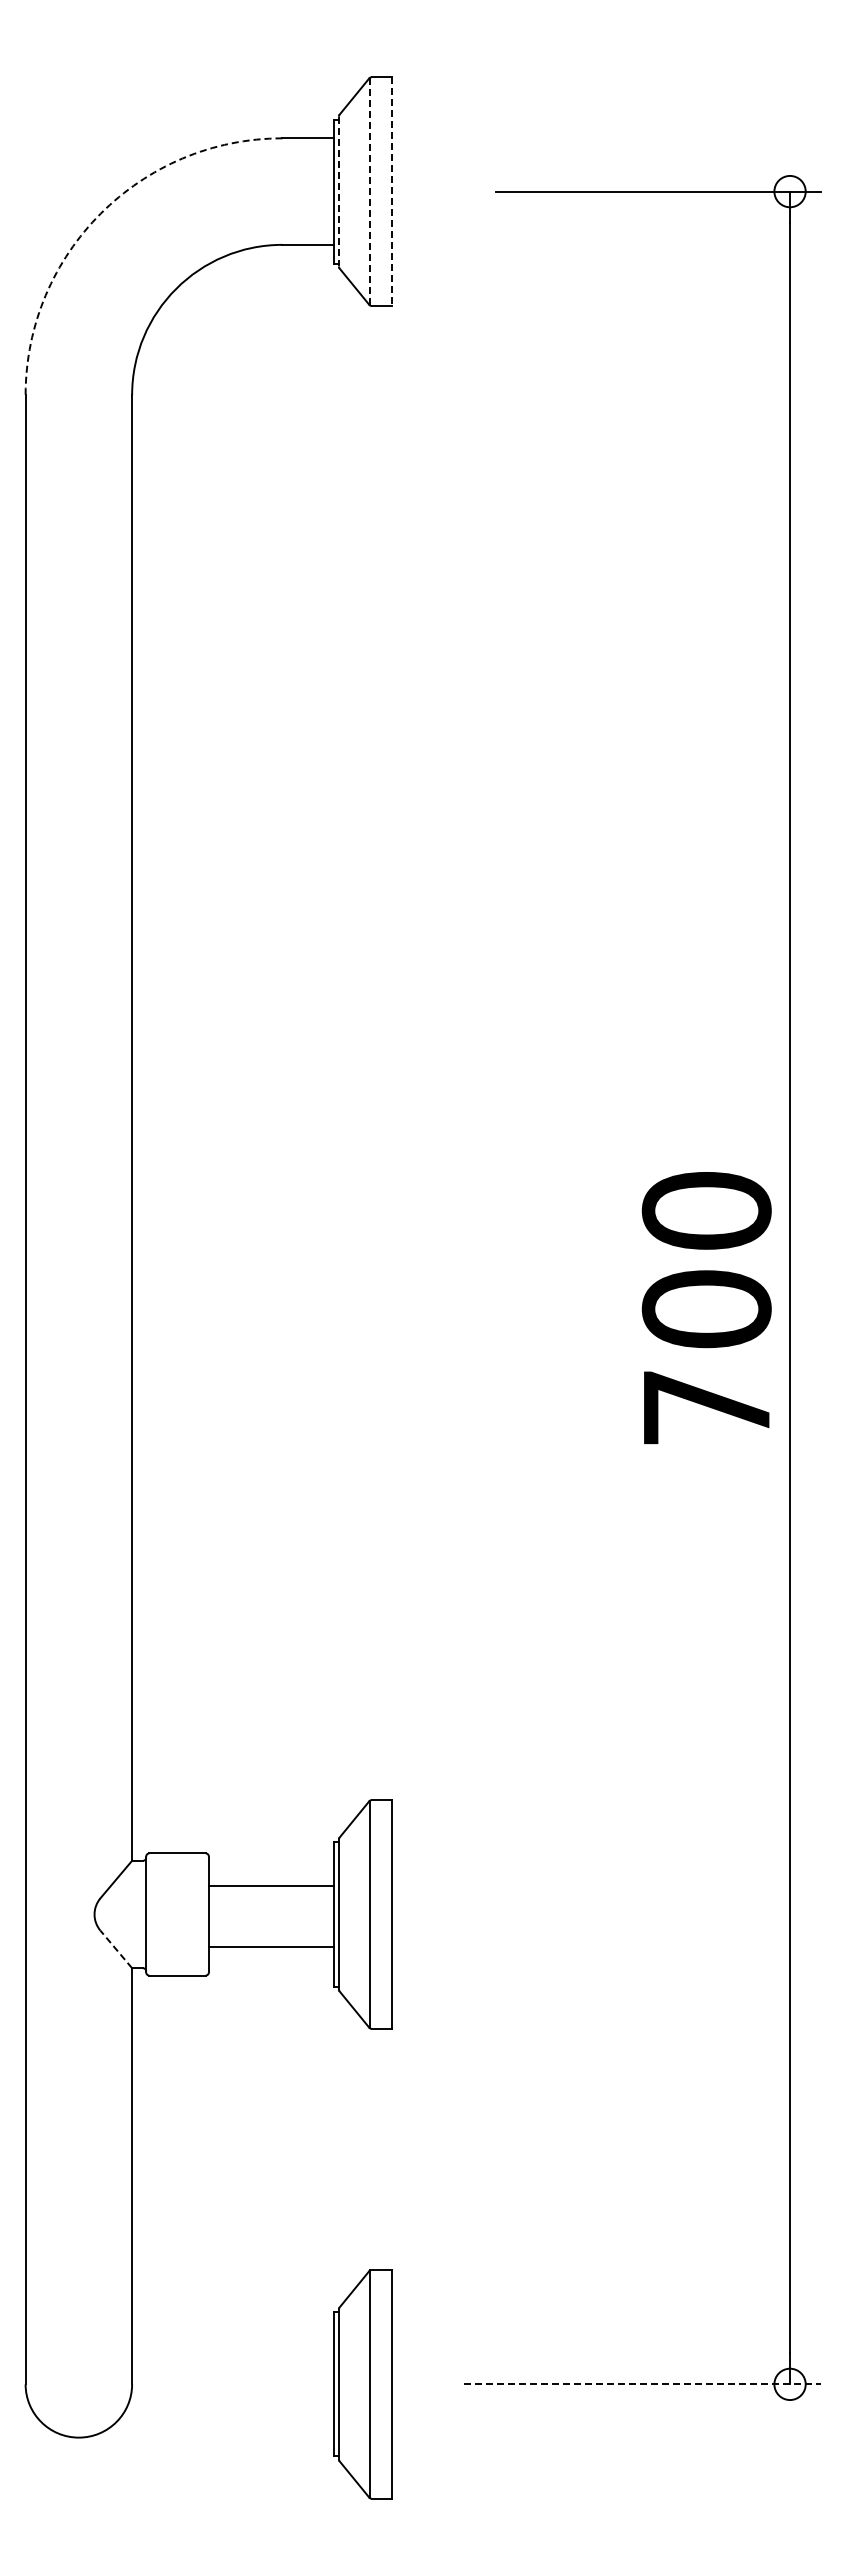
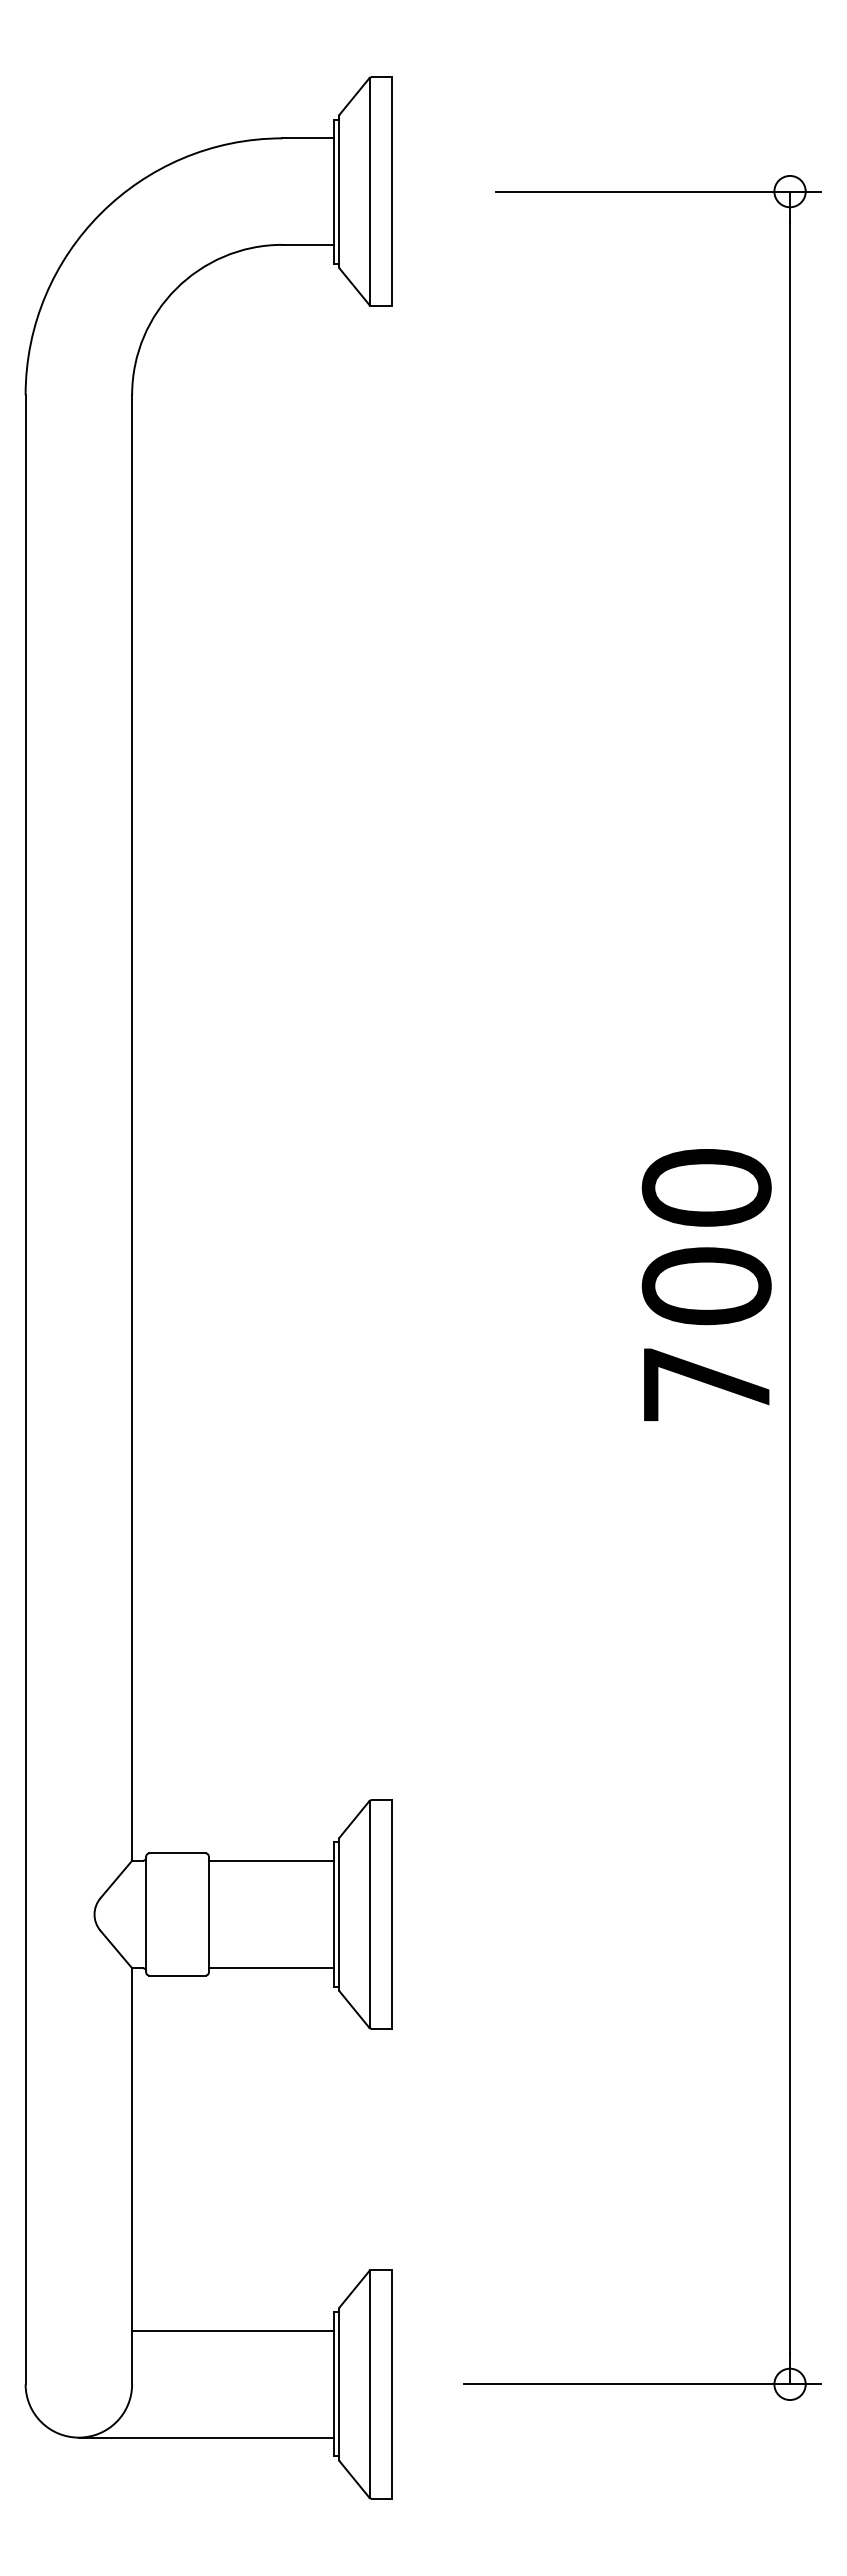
line: dashed -> solid (338, 191)
line: dashed -> solid (370, 191)
line: dashed -> solid (392, 192)
arc: dashed -> solid (100, 213)
text position: (706, 1307) -> (706, 1284) (706, 1284)
line position: (271, 1886) -> (271, 1861) (271, 1861)
line position: (271, 1946) -> (271, 1967) (271, 1967)
line: dashed -> solid (116, 1949)
line: none -> present (233, 2331)
line: dashed -> solid (642, 2384)
line: none -> present (206, 2437)
